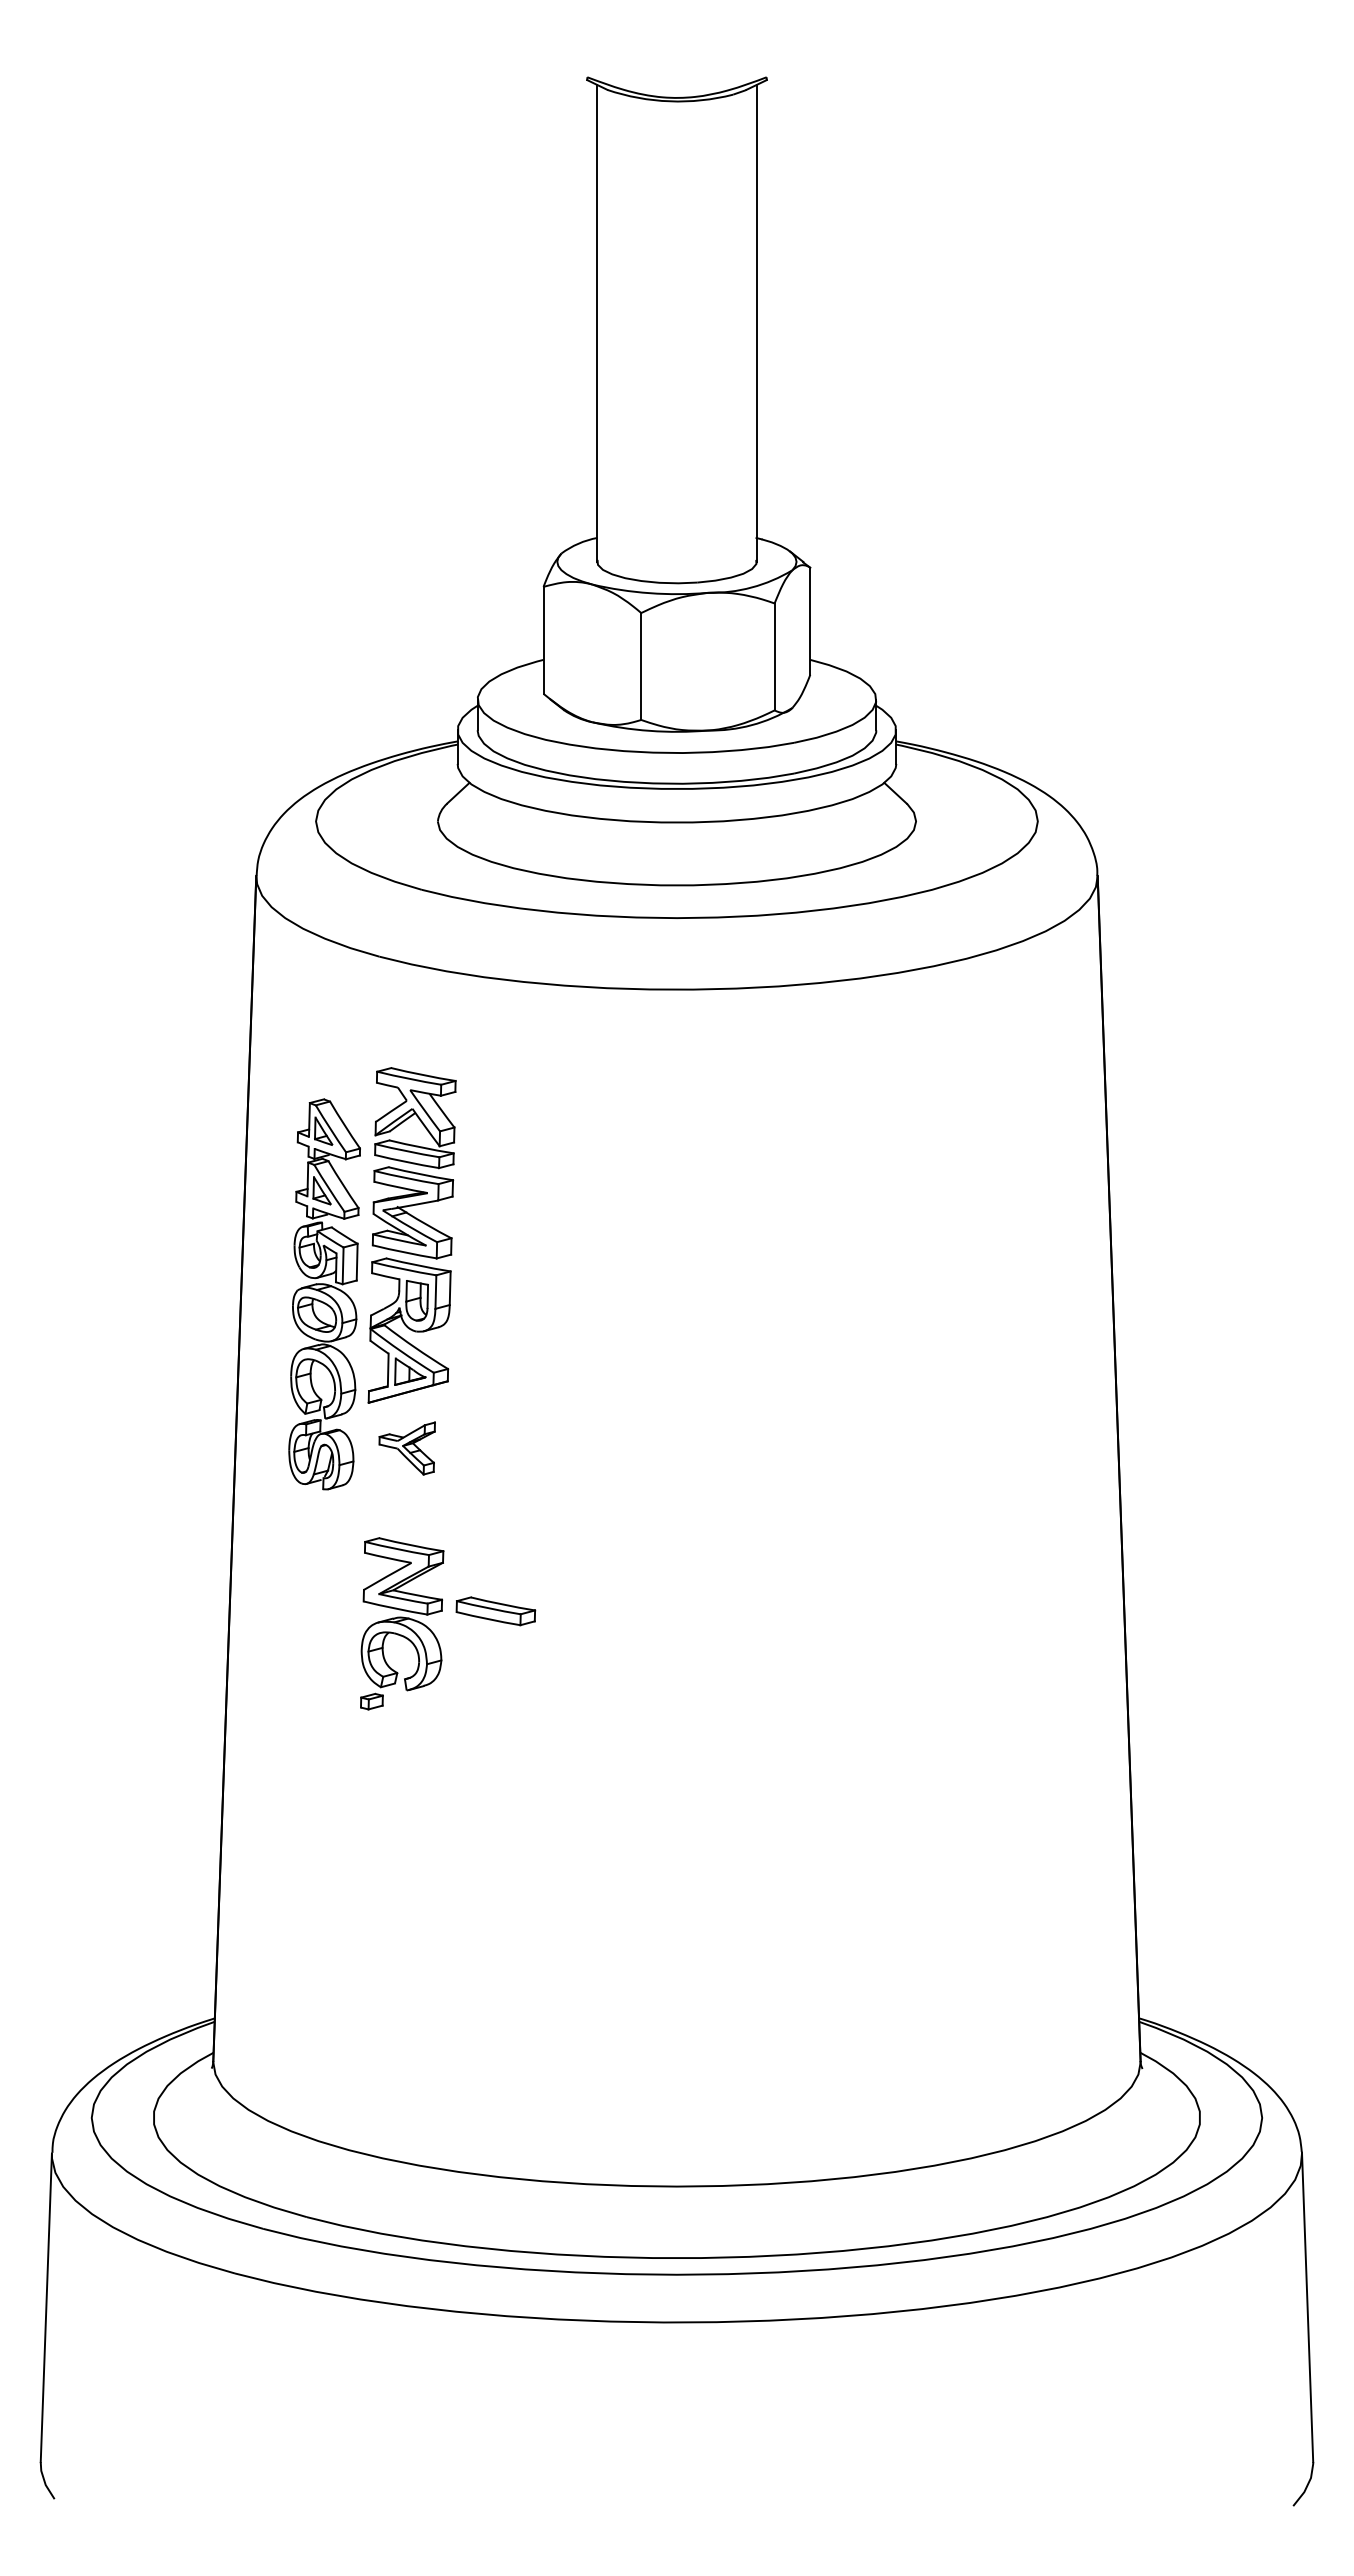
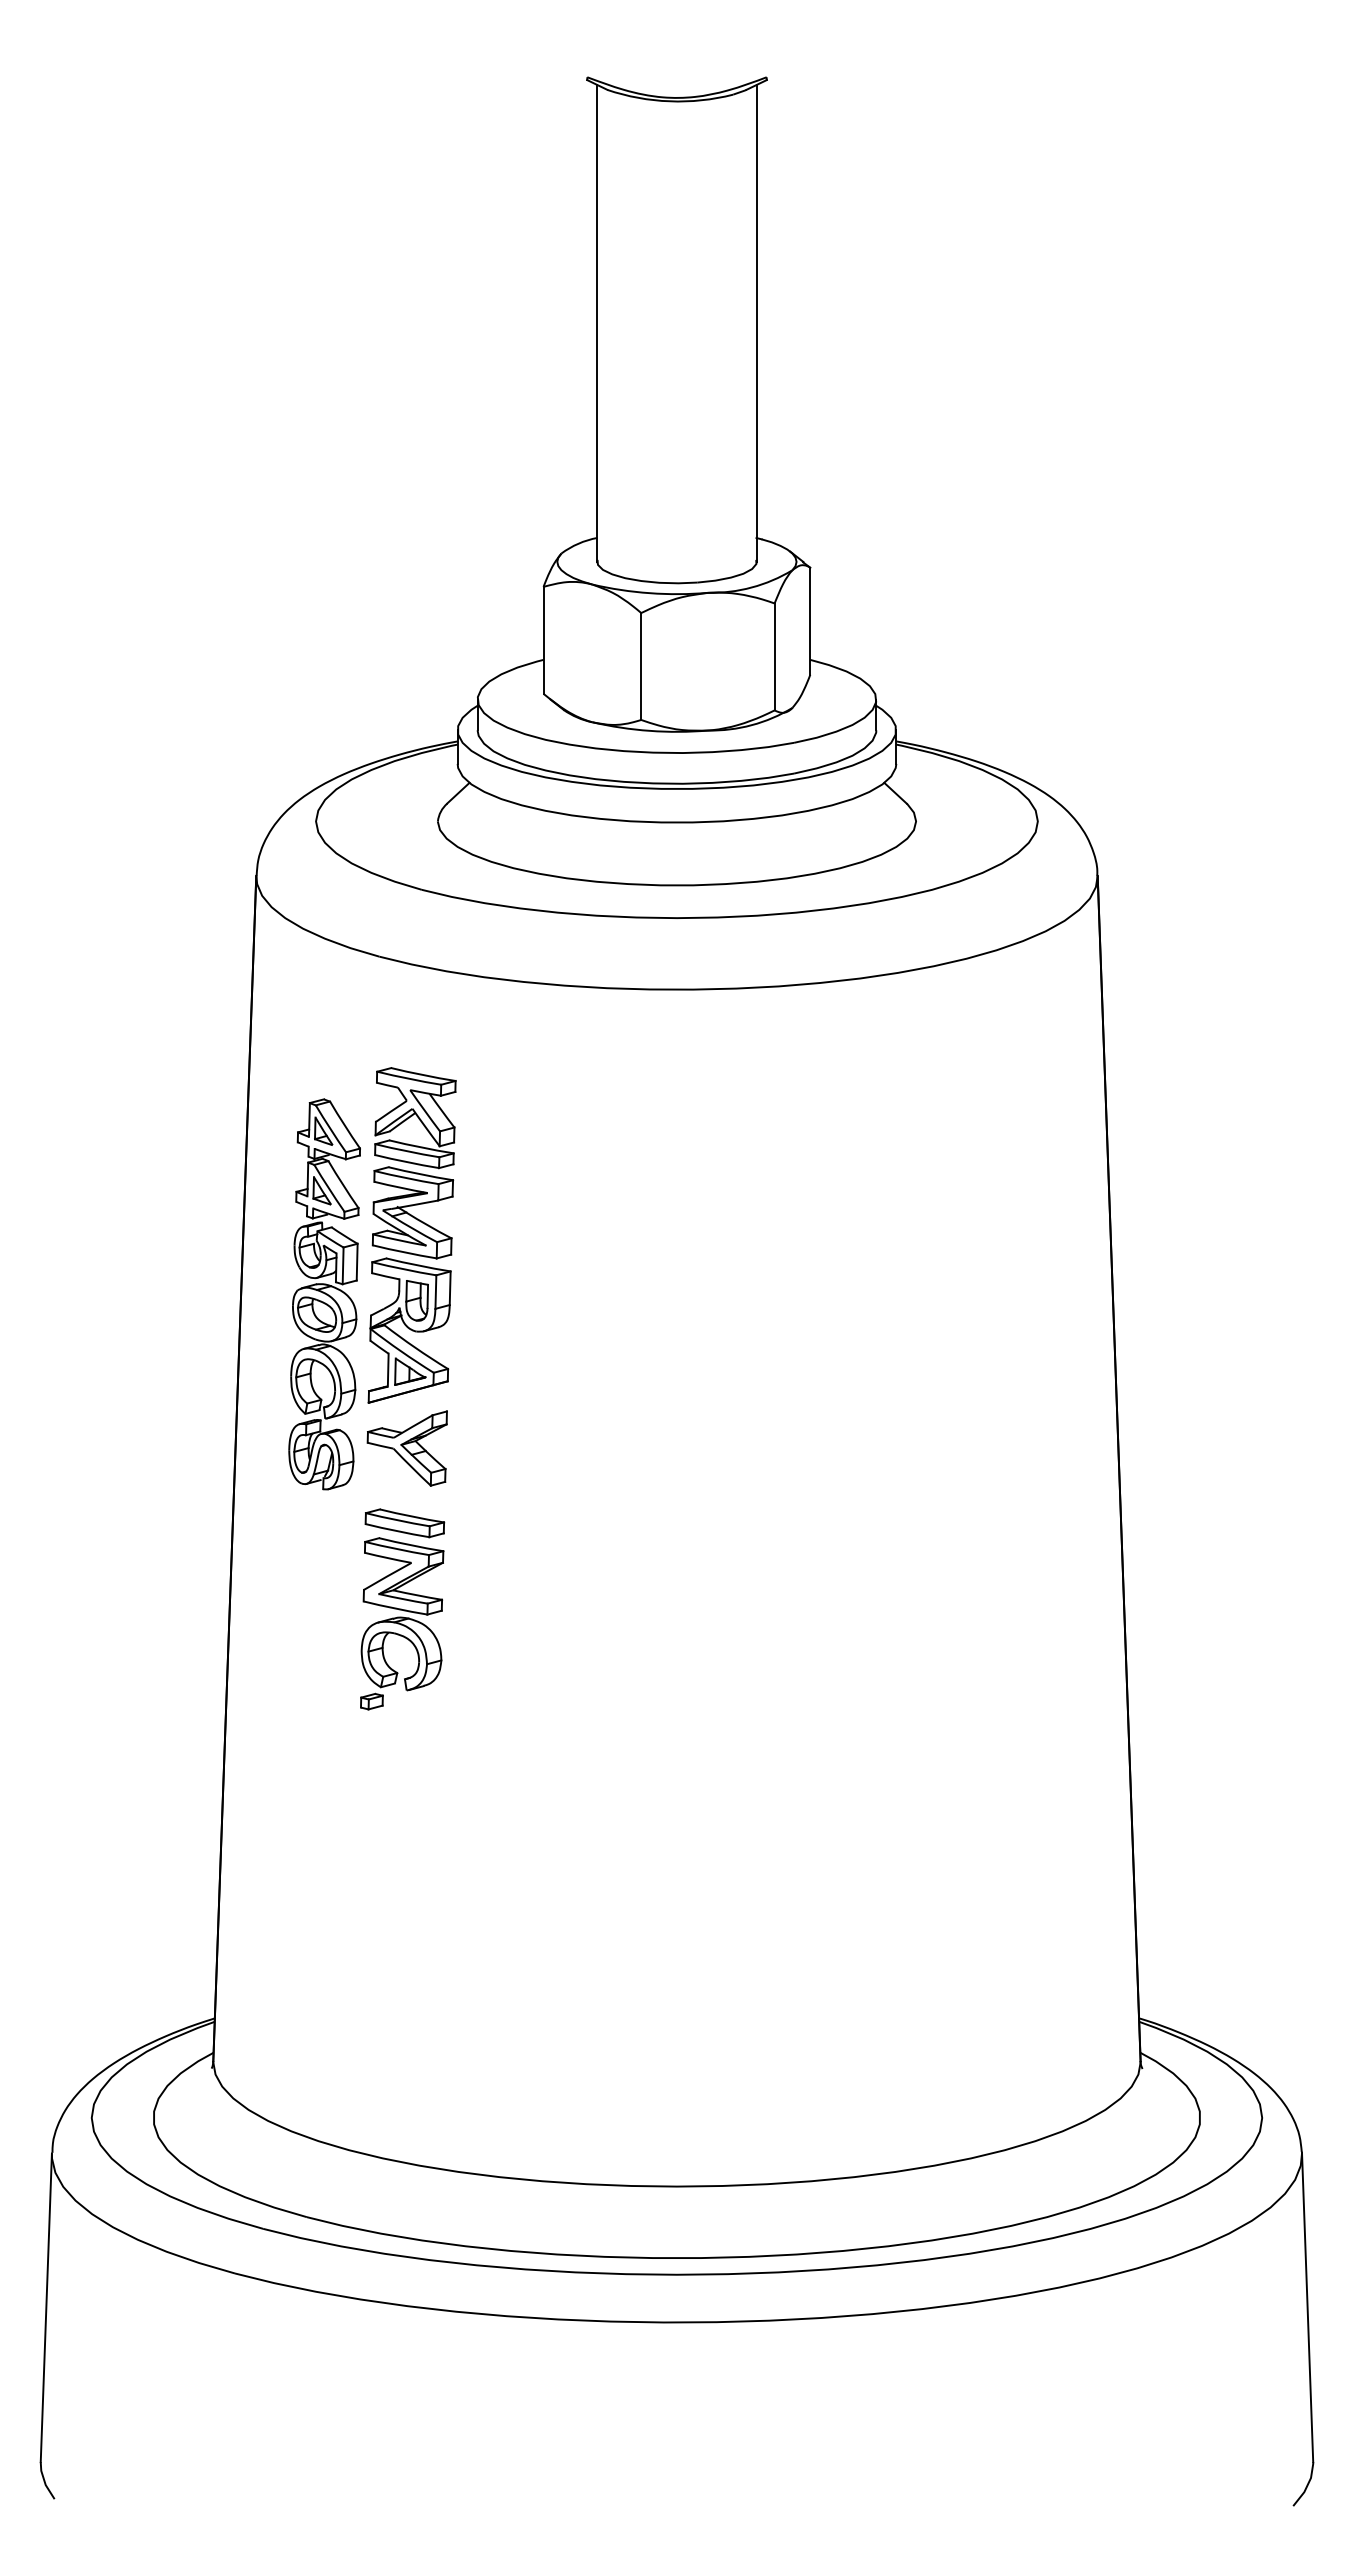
part size: 58x55 px -> 82x77 px (406, 1448)
part position: (495, 1611) -> (404, 1523) (404, 1523)
